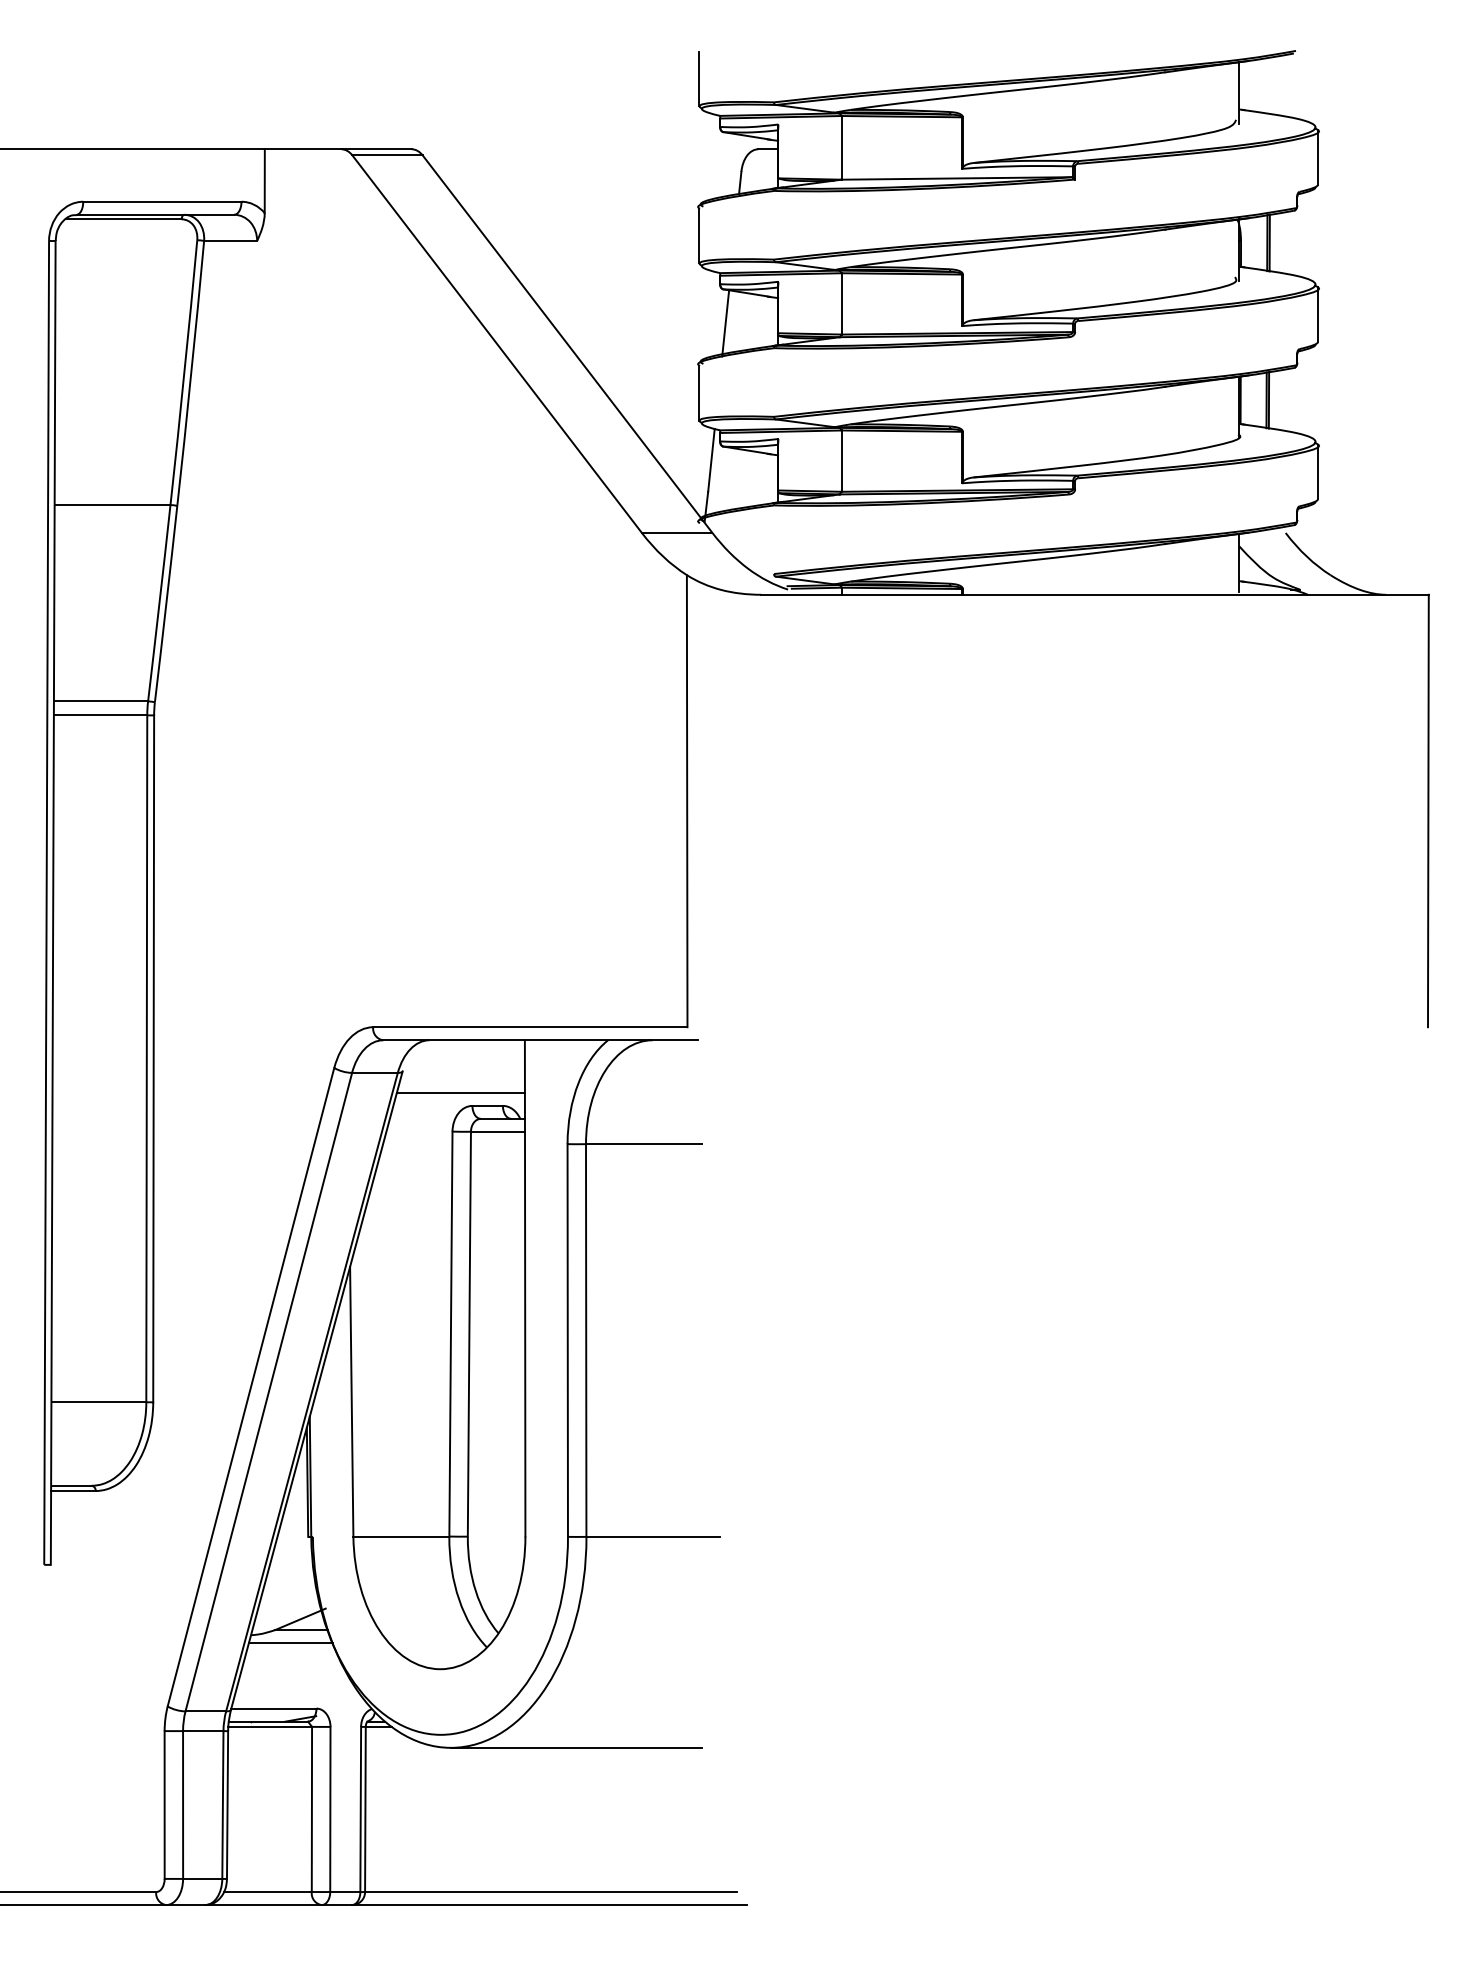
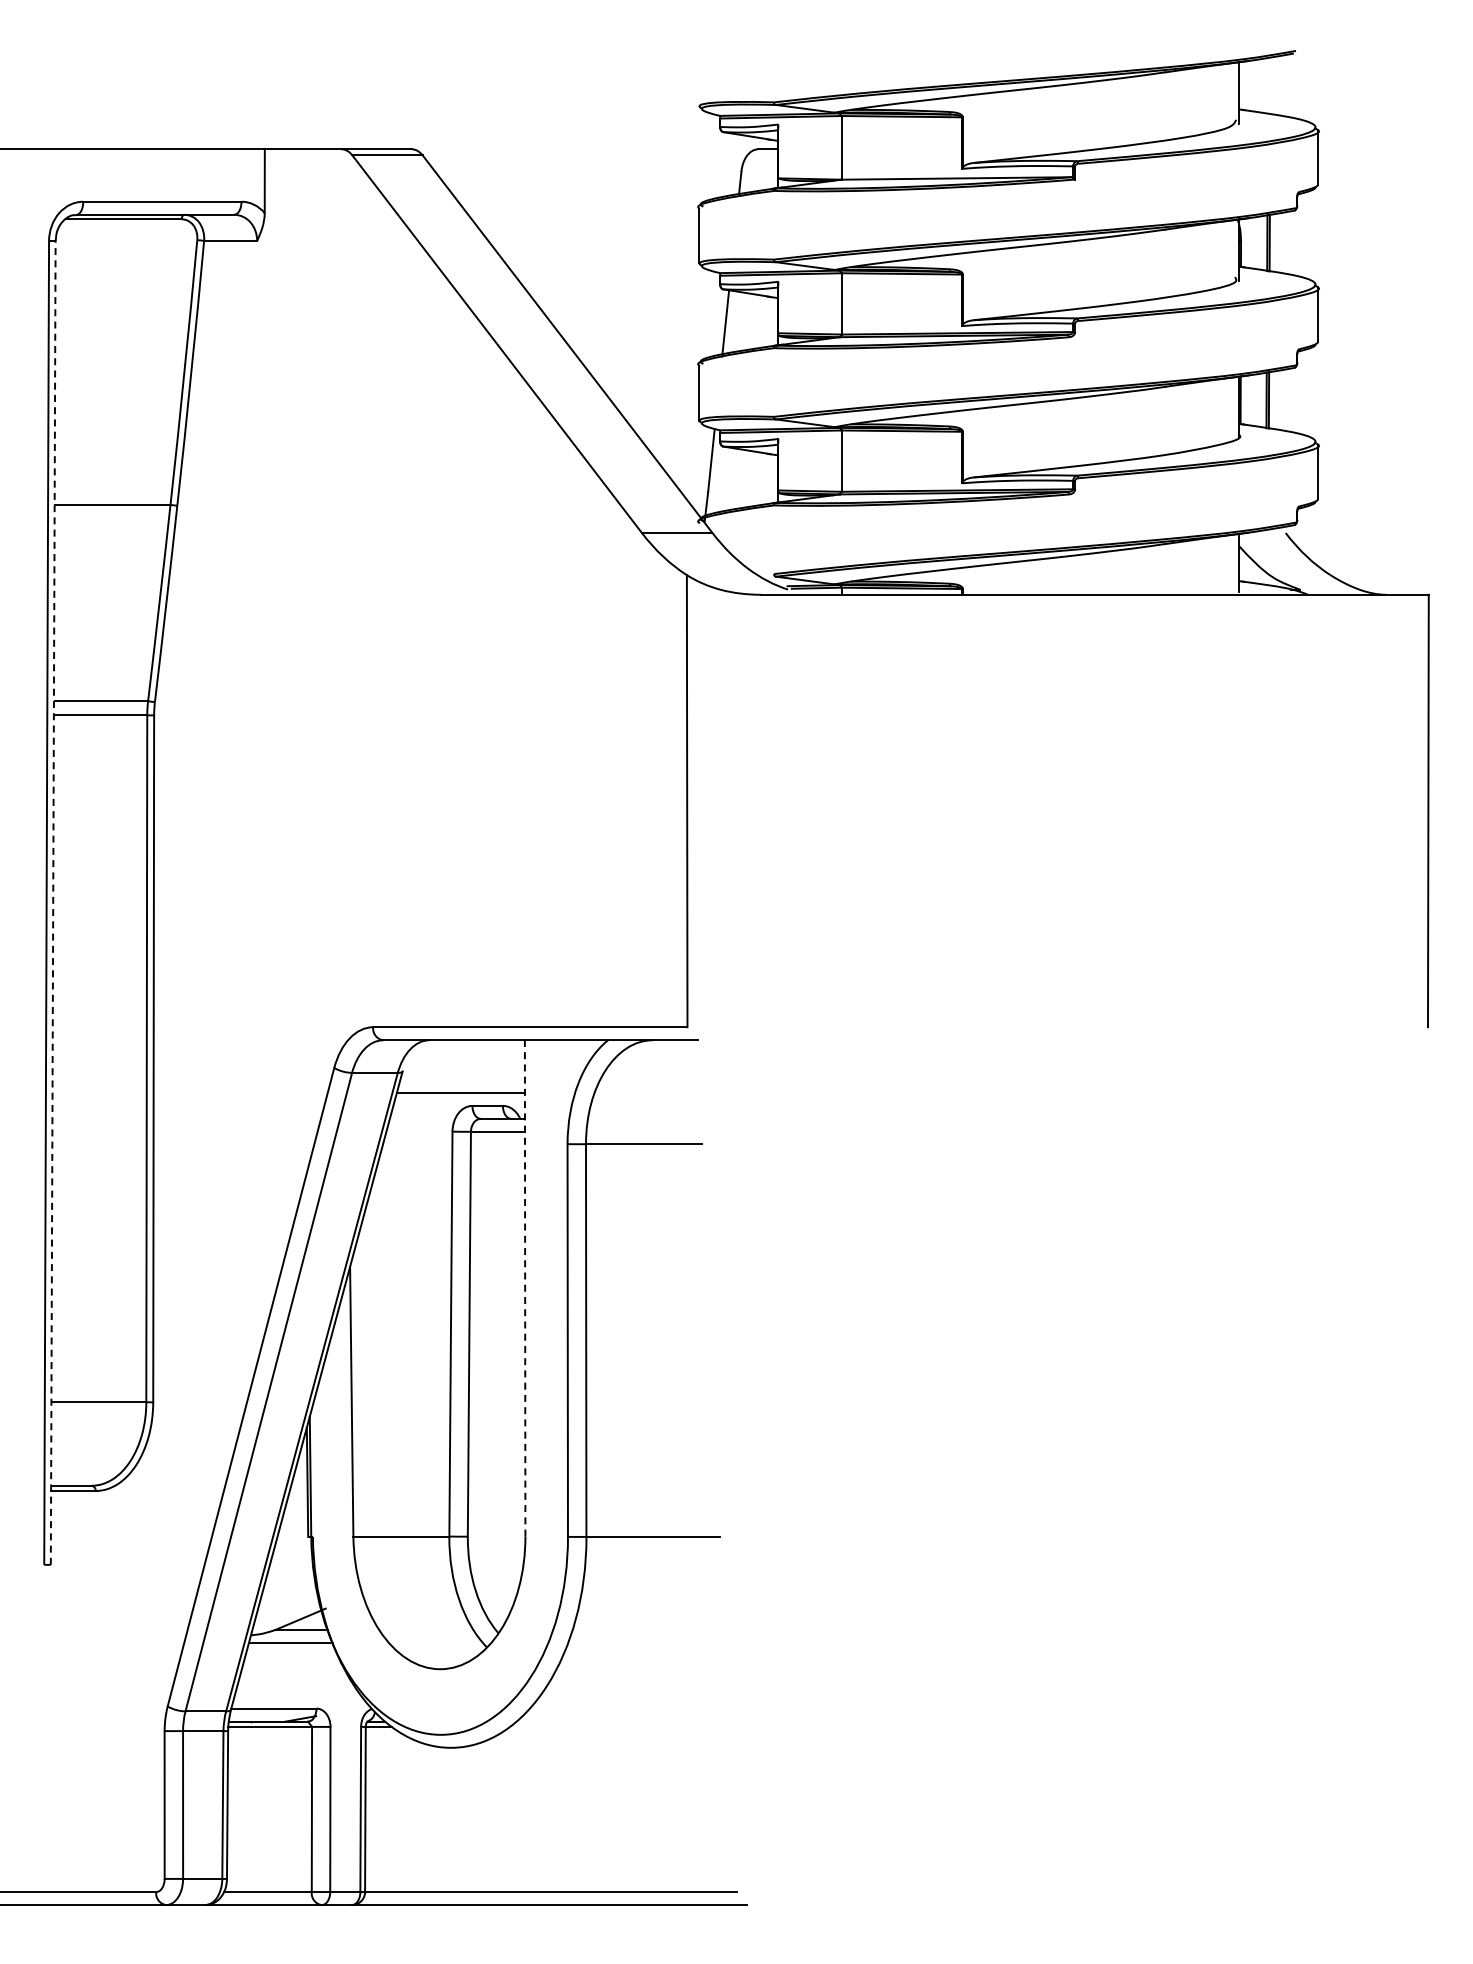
line: present -> none (699, 78)
line: solid -> dashed (53, 902)
line: solid -> dashed (525, 1287)
line: present -> none (575, 1747)
